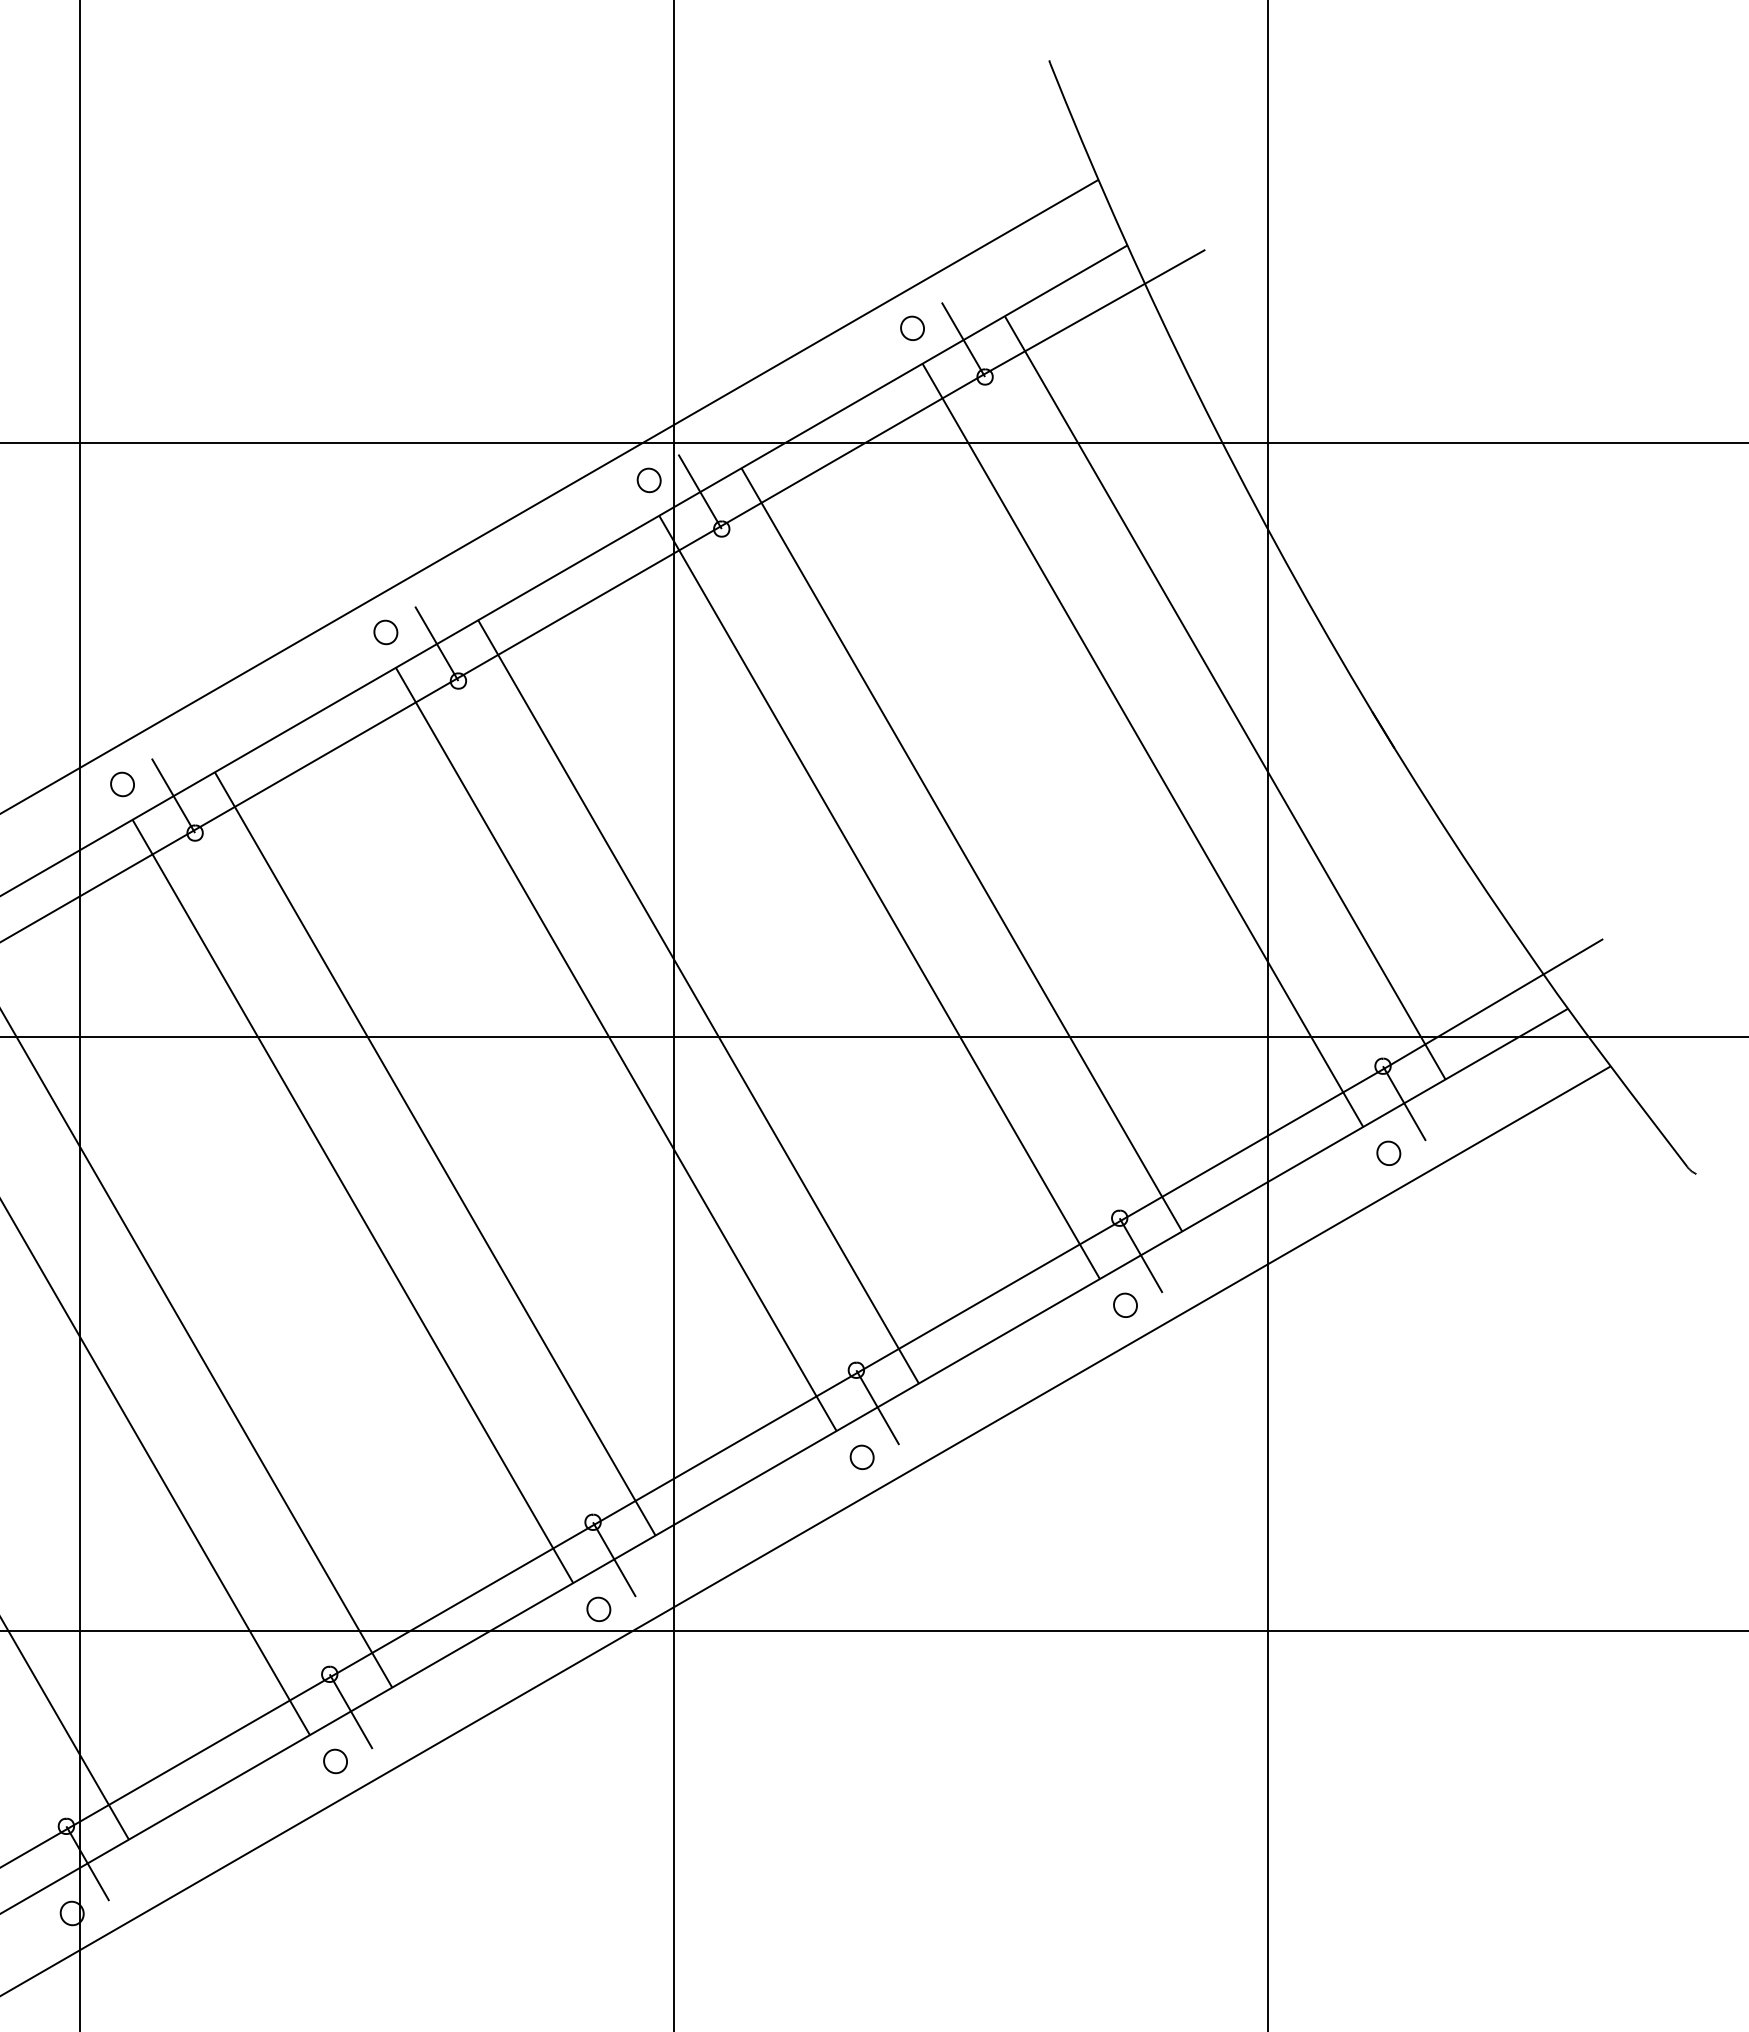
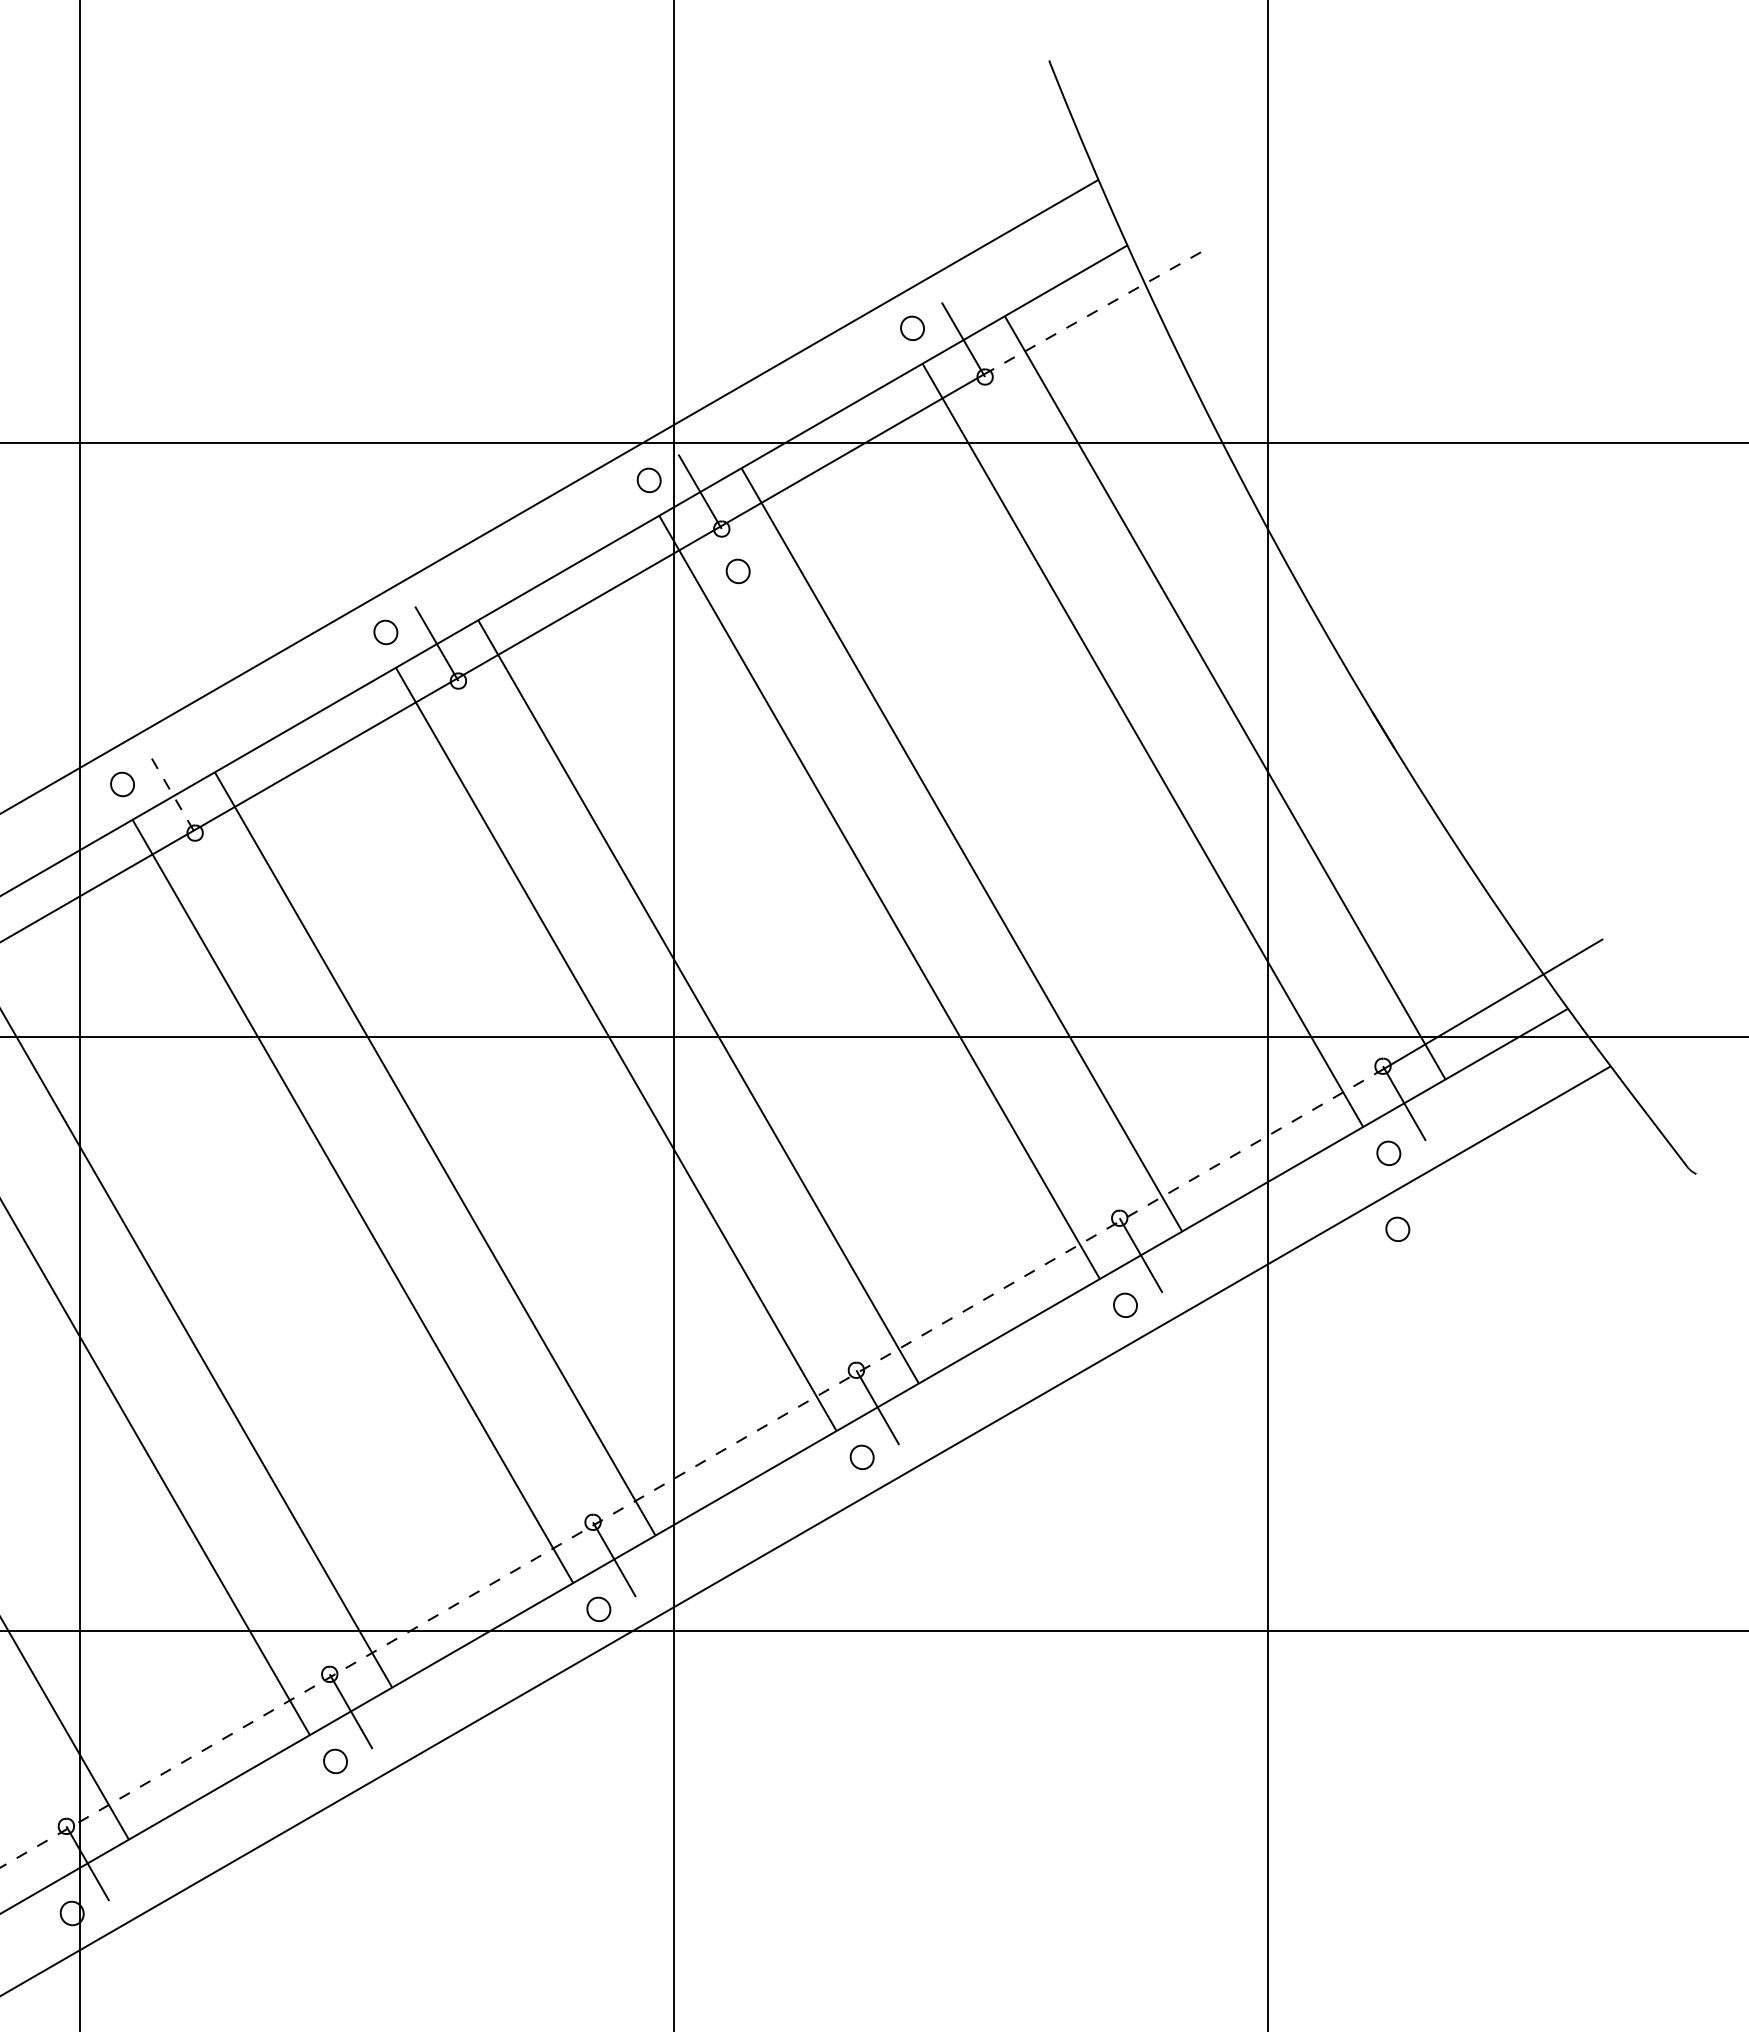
line: solid -> dashed (1094, 312)
part: none -> present (737, 571)
line: solid -> dashed (173, 796)
part: none -> present (1397, 1228)
line: solid -> dashed (692, 1468)
